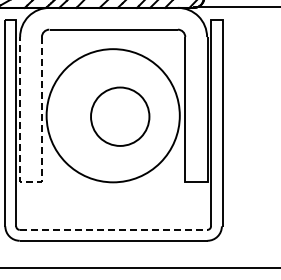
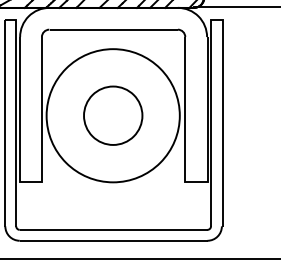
part position: (120, 116) -> (113, 115) (113, 115)
line: dashed -> solid (31, 182)
line: dashed -> solid (114, 229)
line position: (139, 267) -> (139, 258) (139, 258)
